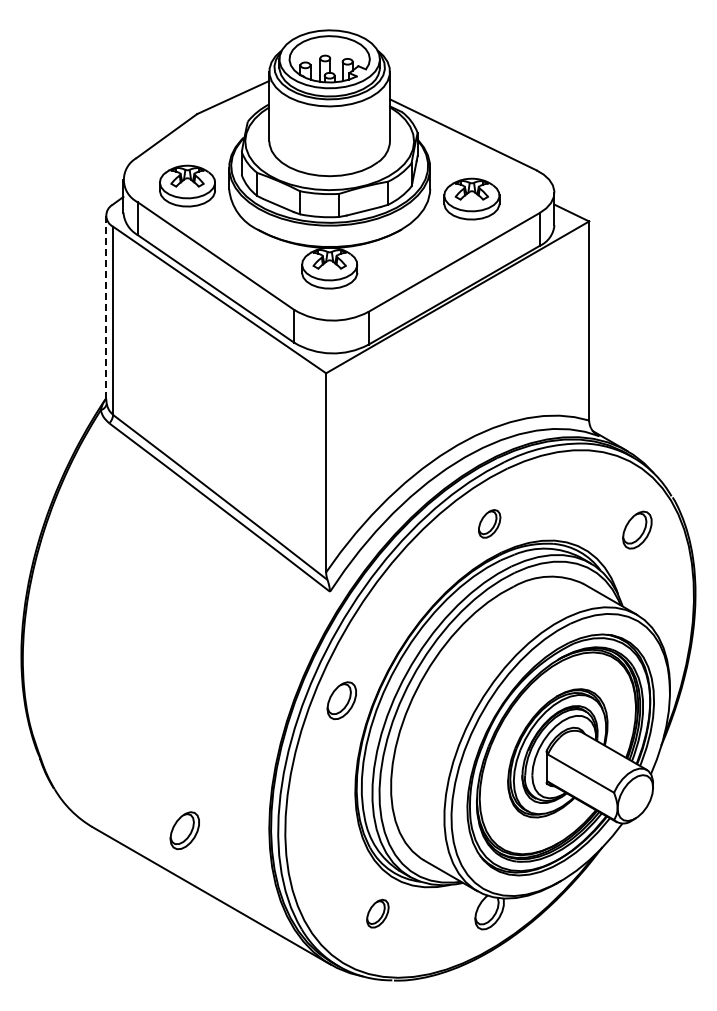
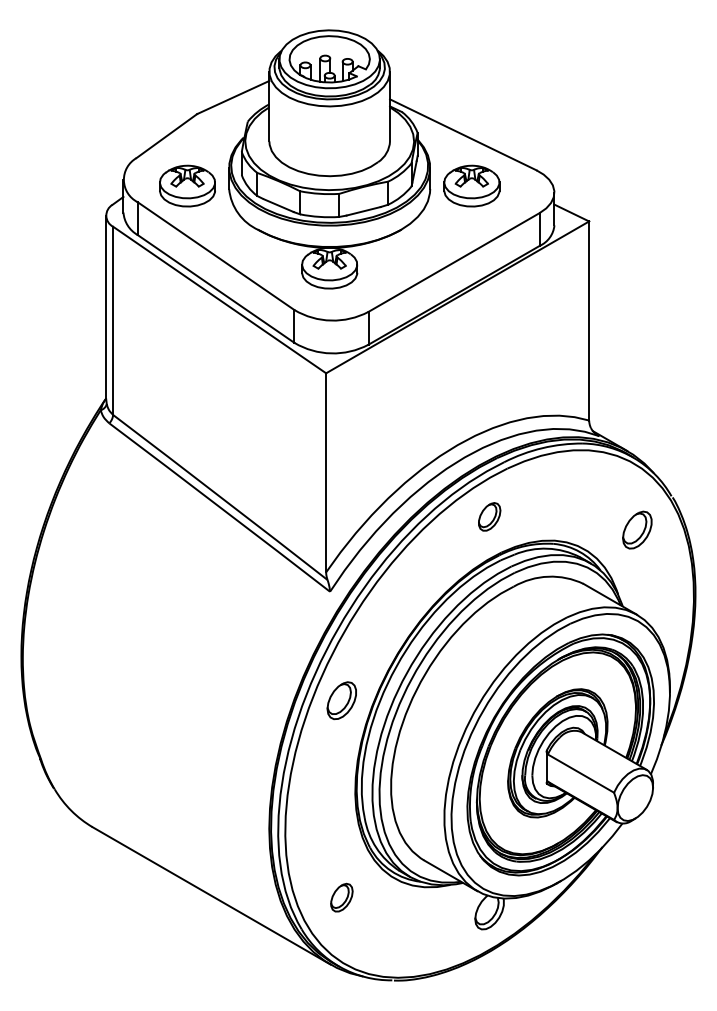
part position: (471, 198) -> (471, 185) (471, 185)
line: dashed -> solid (106, 307)
part position: (489, 523) -> (489, 516) (489, 516)
part: present -> none (184, 830)
part position: (377, 913) -> (341, 897) (341, 897)
